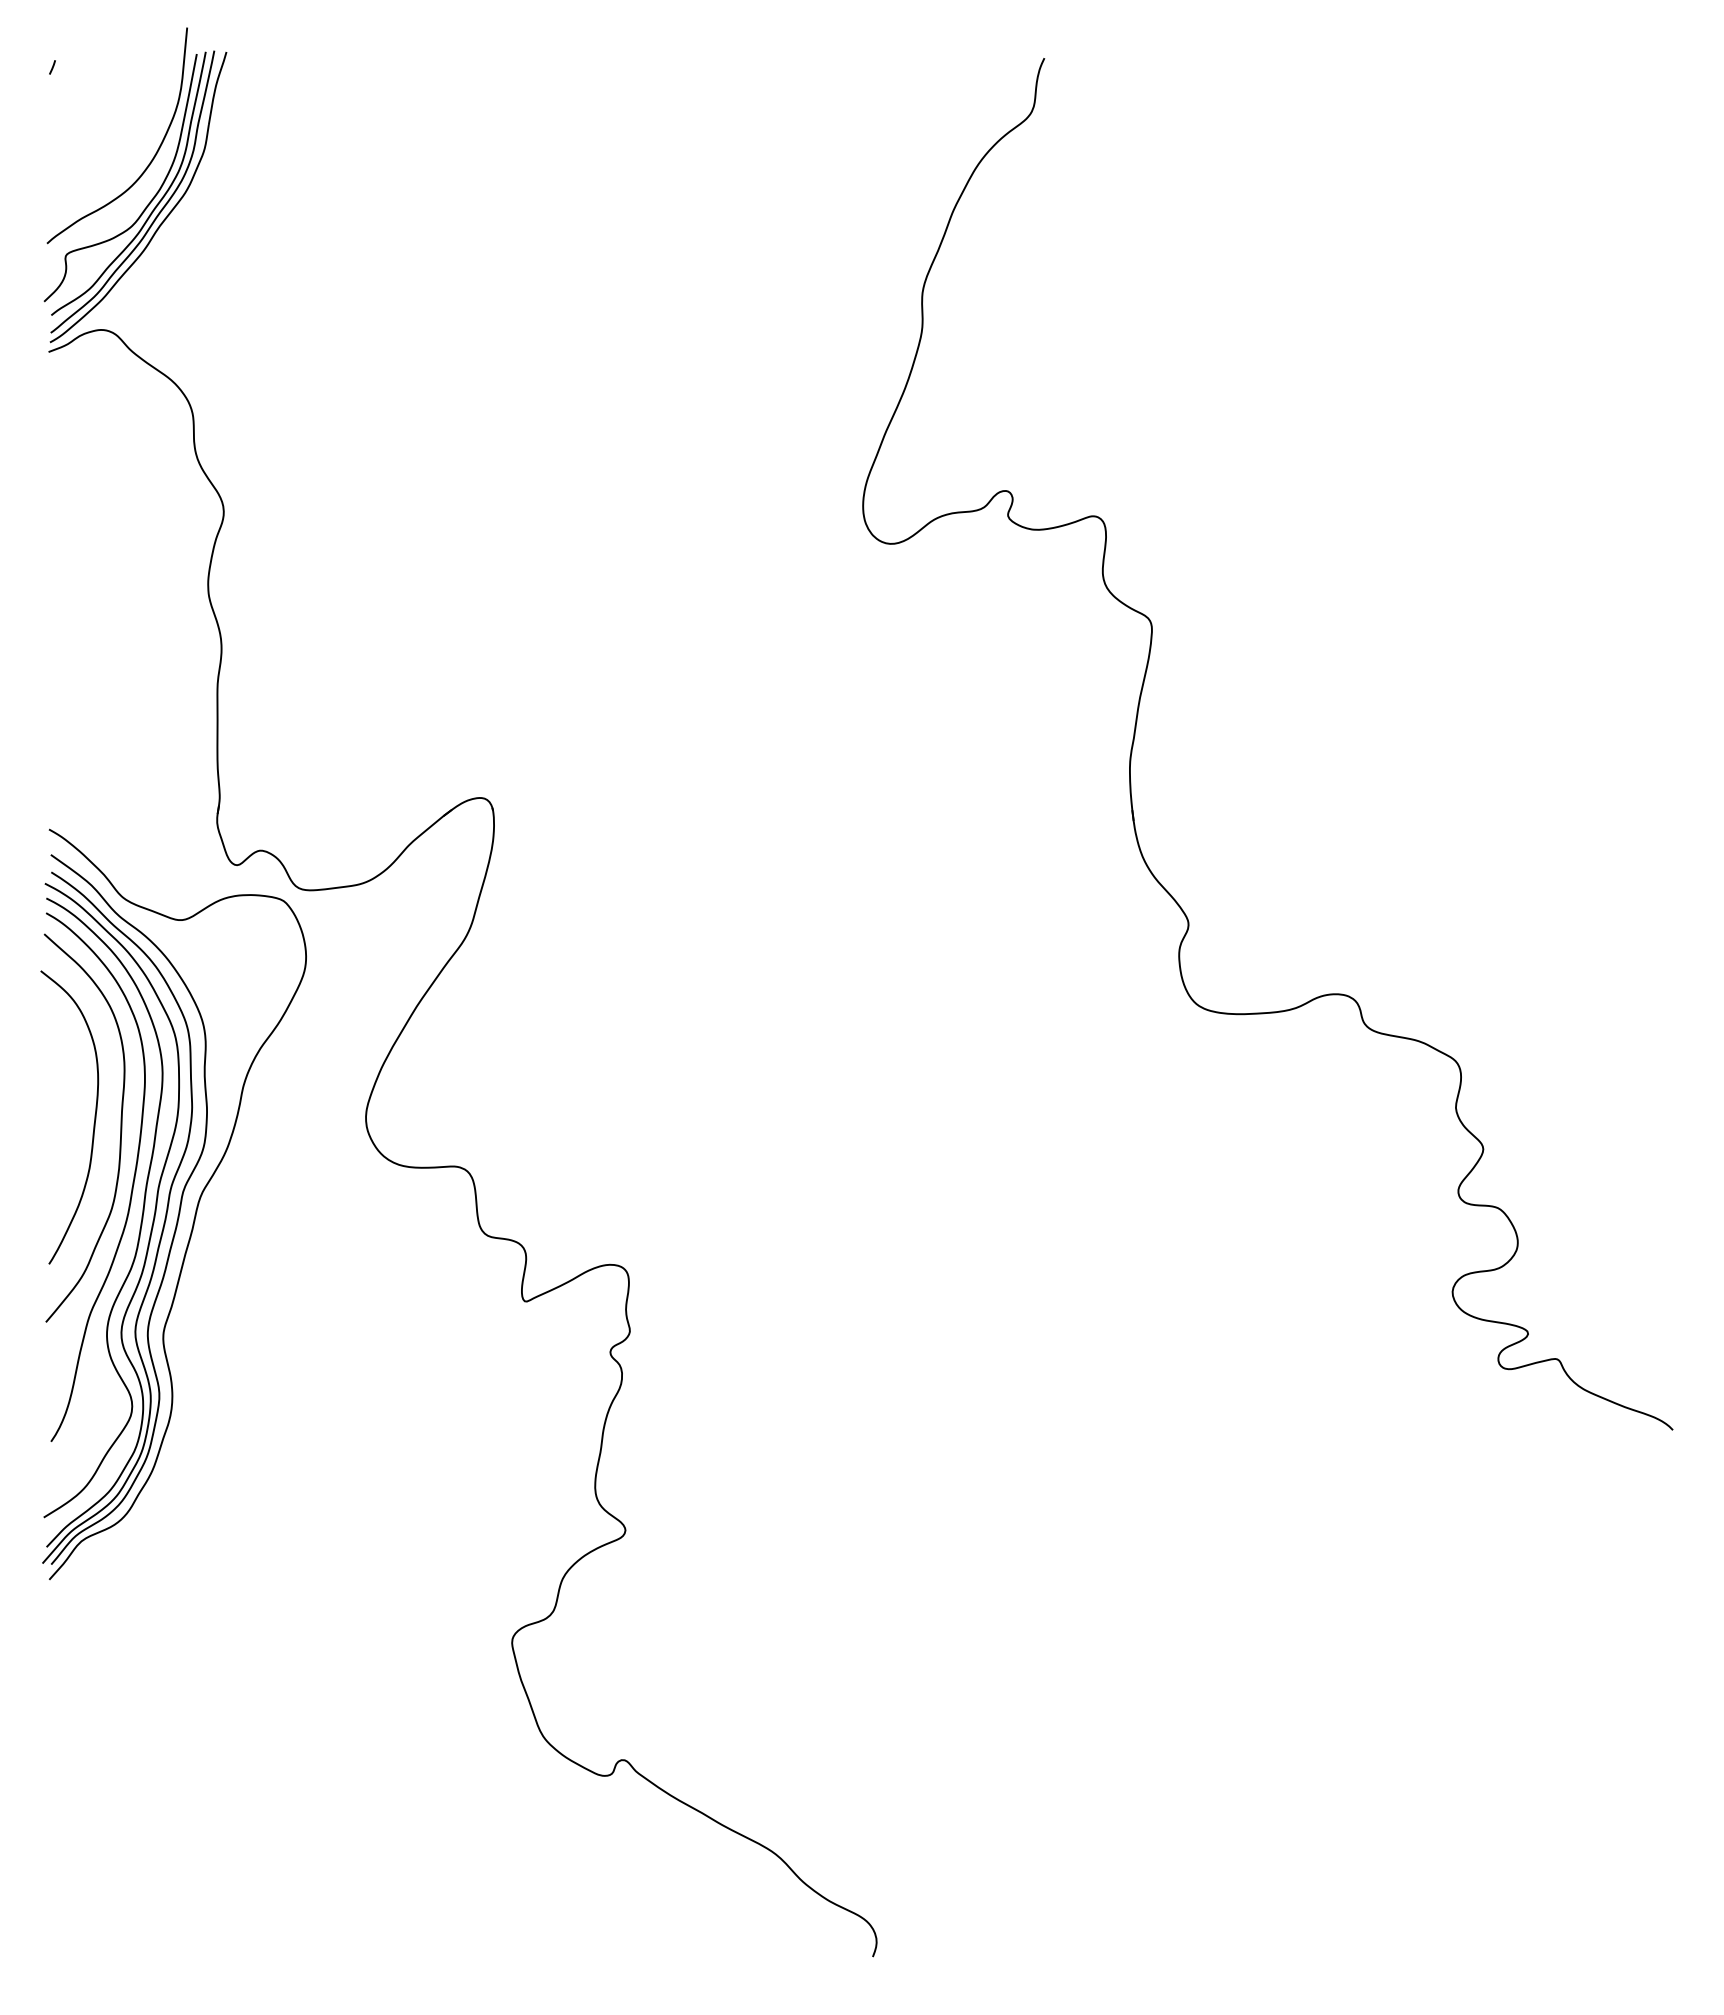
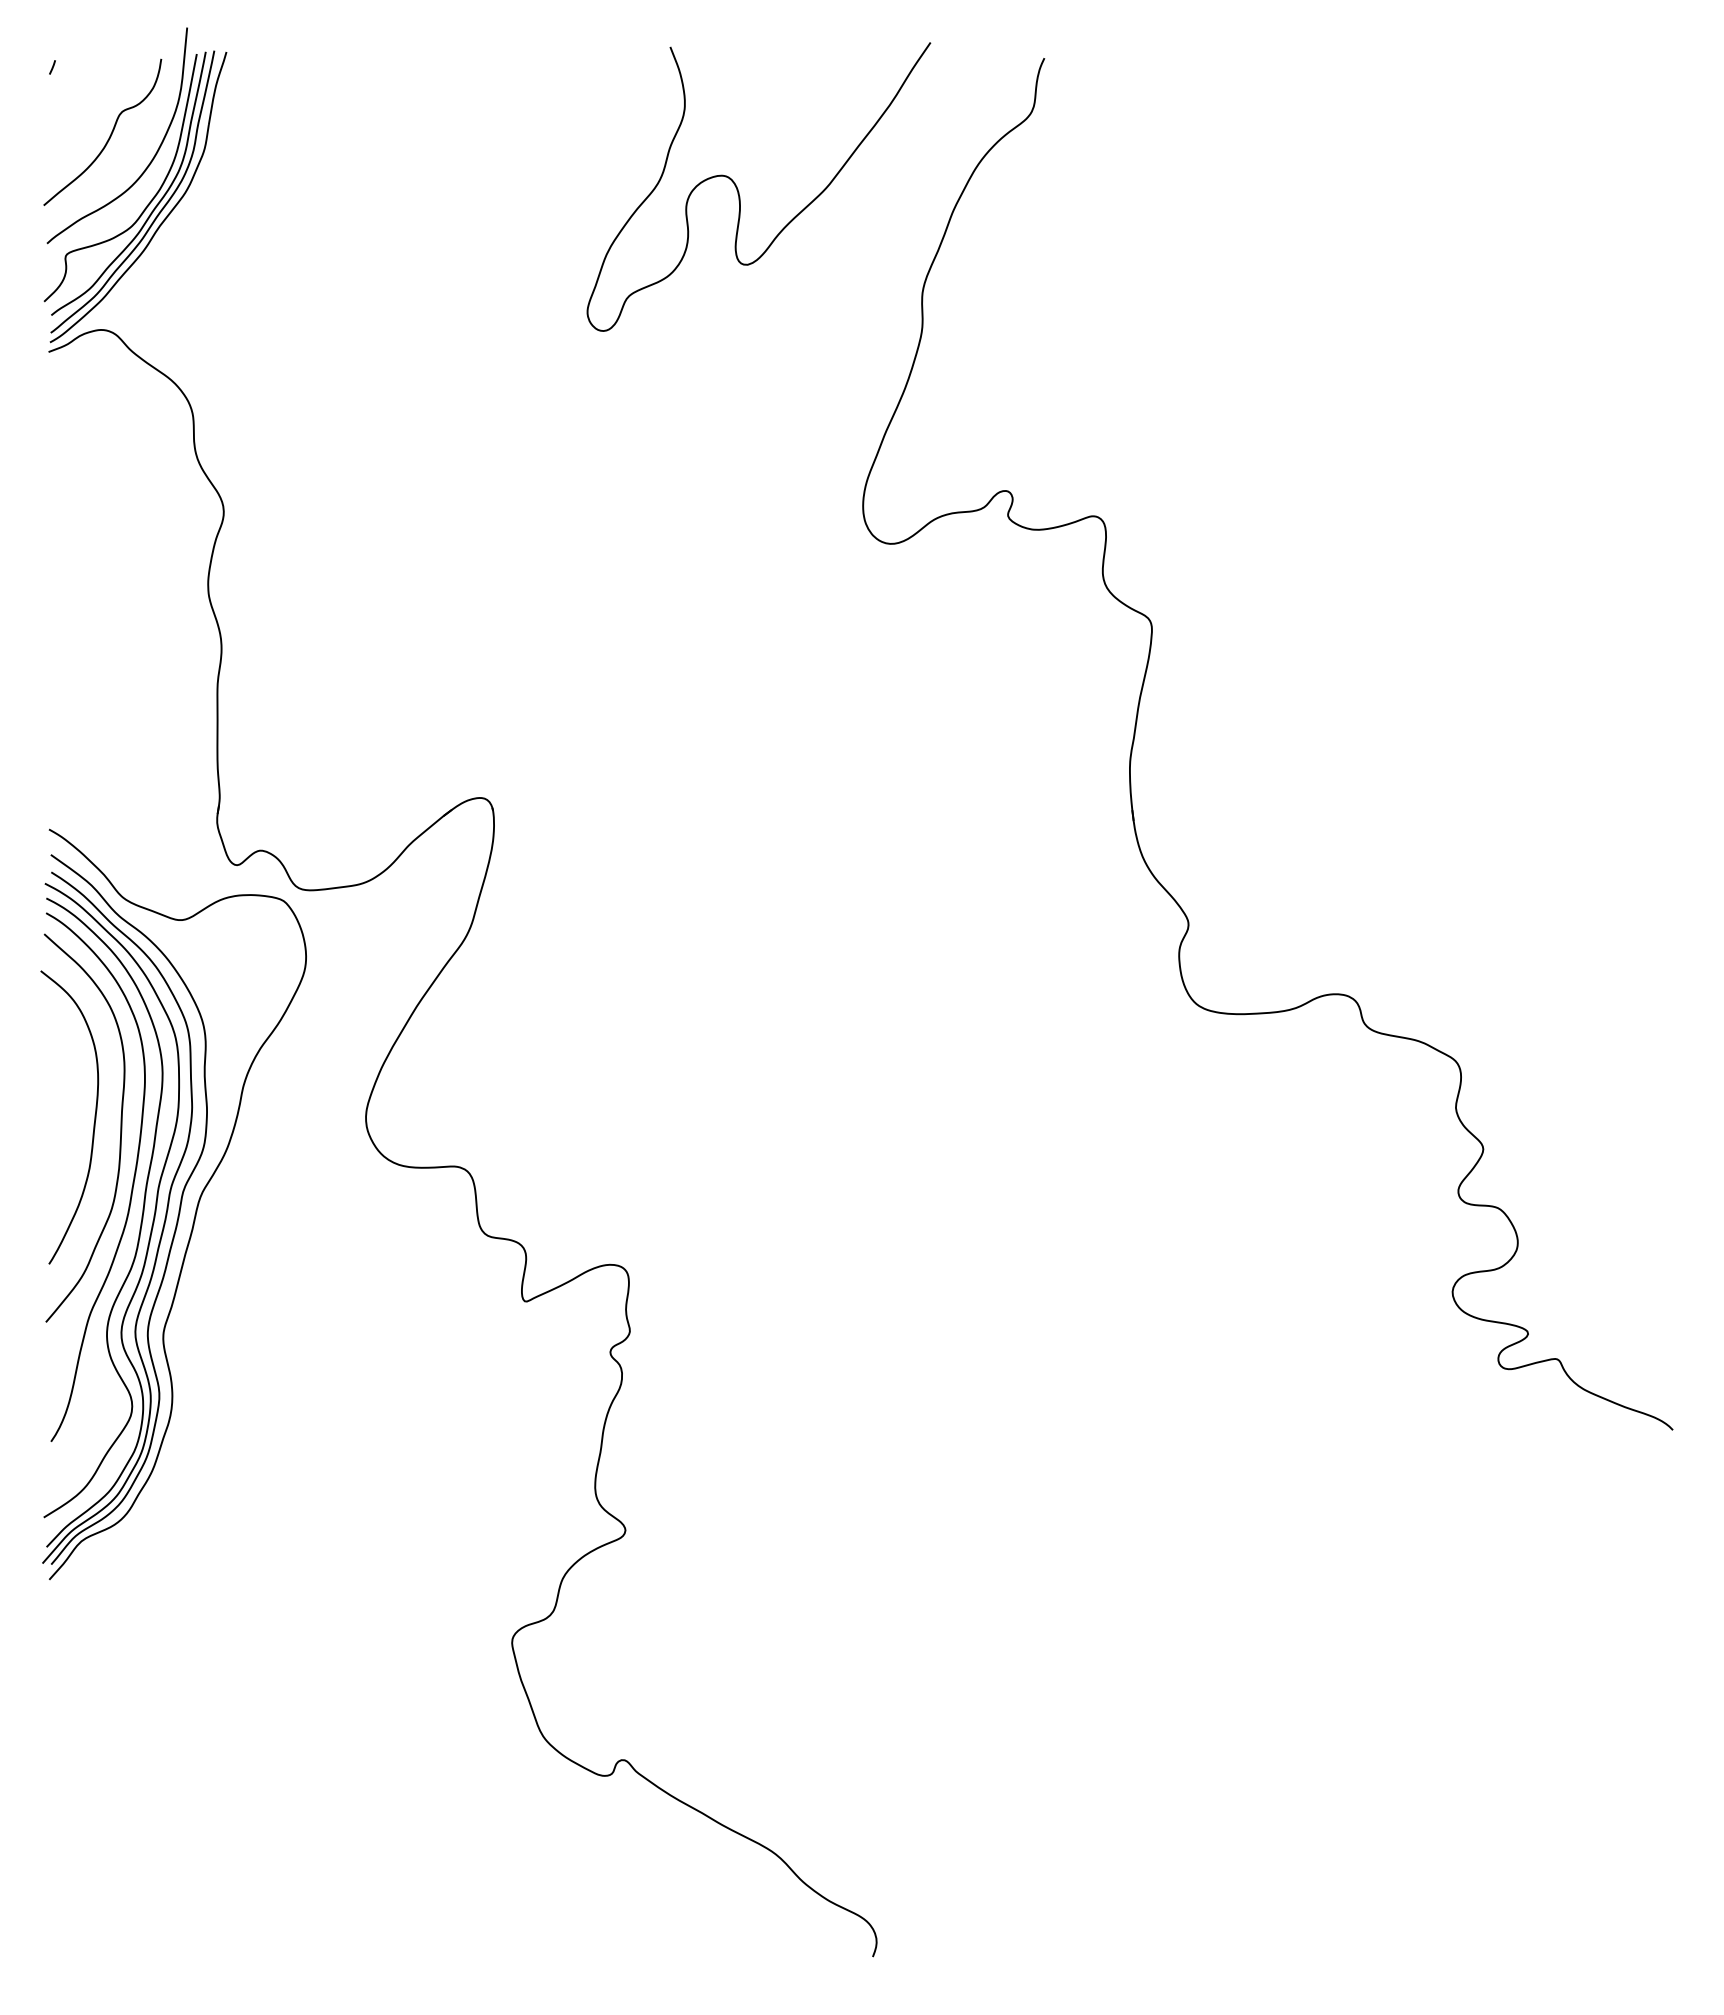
curve: none -> present (109, 135)
curve: none -> present (739, 192)
